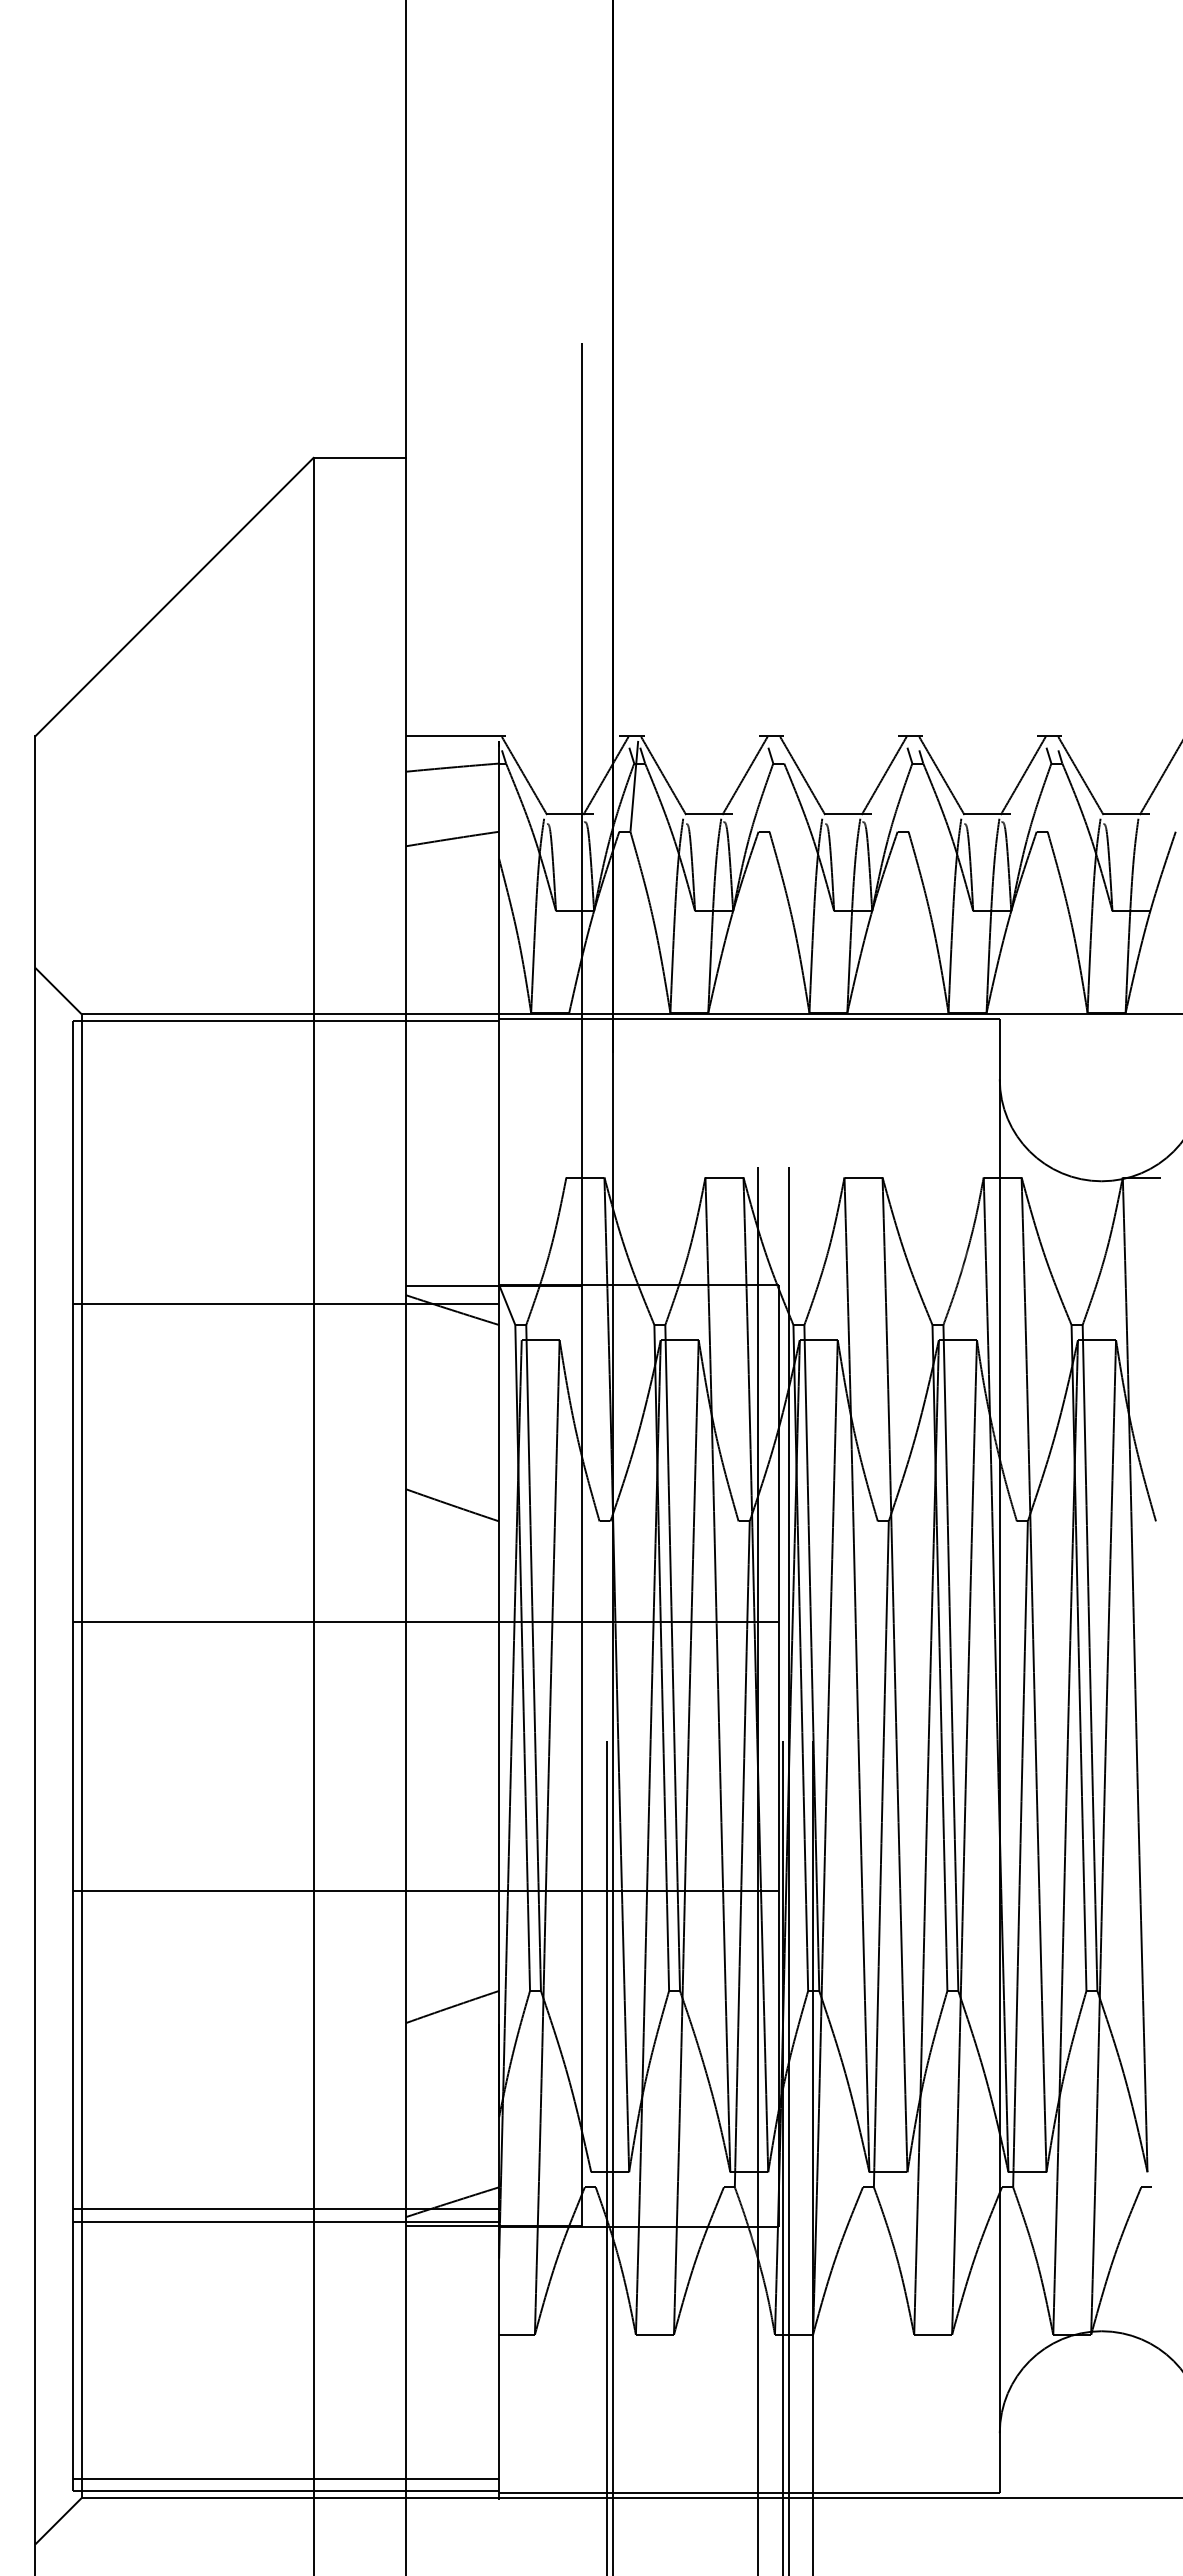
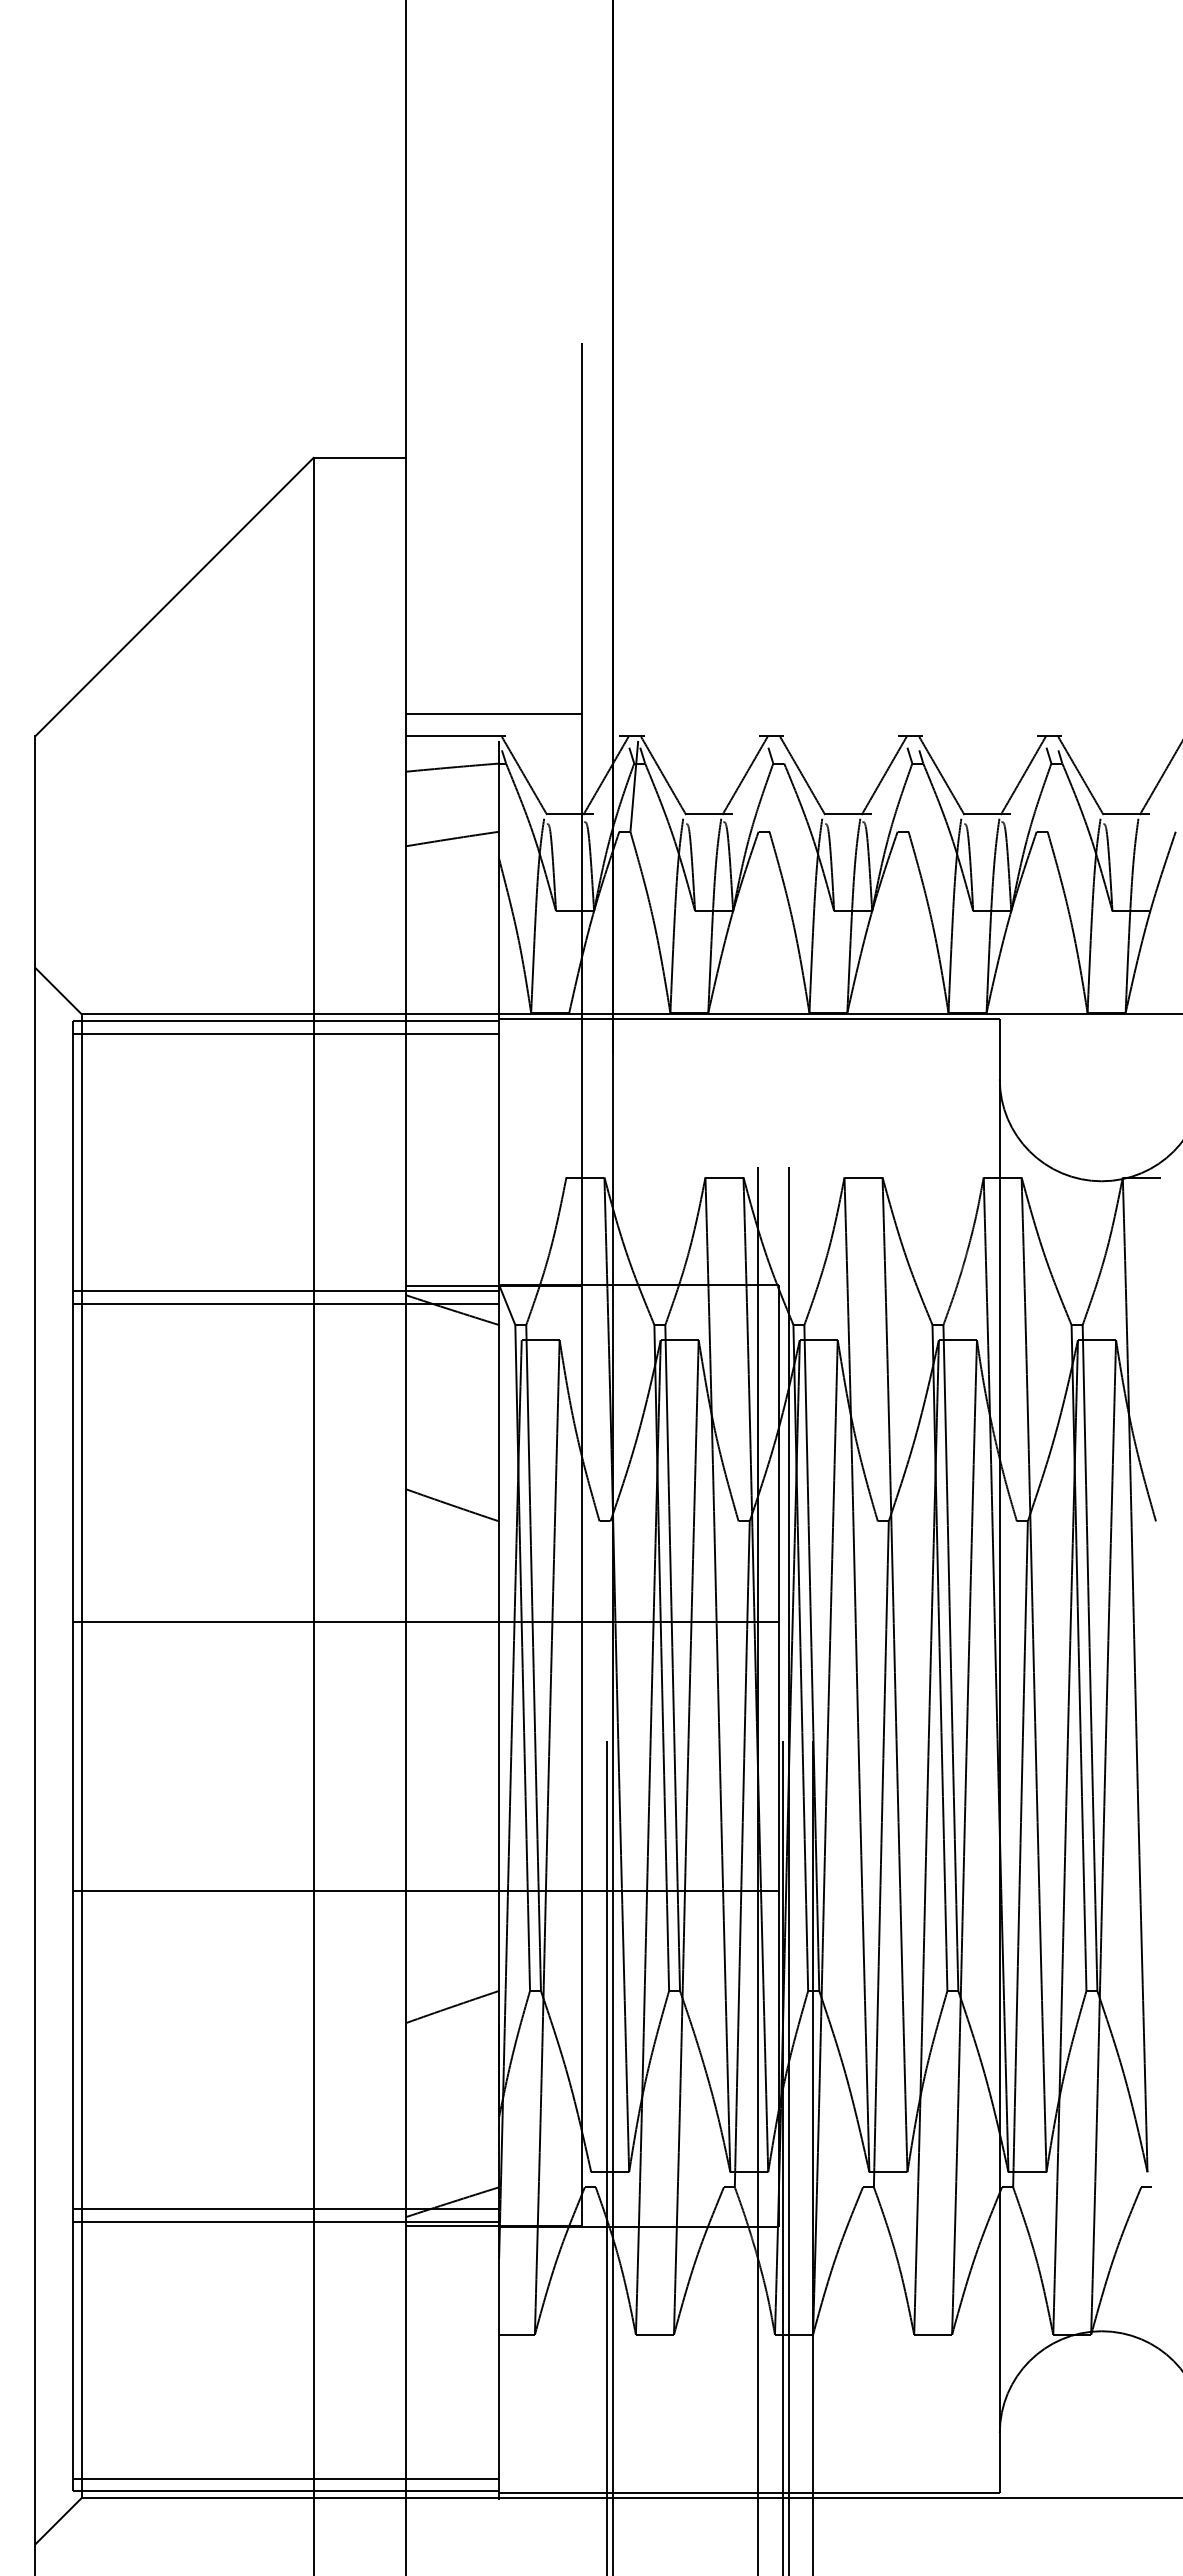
line: none -> present (494, 713)
line: none -> present (285, 1033)
line: none -> present (285, 1290)
